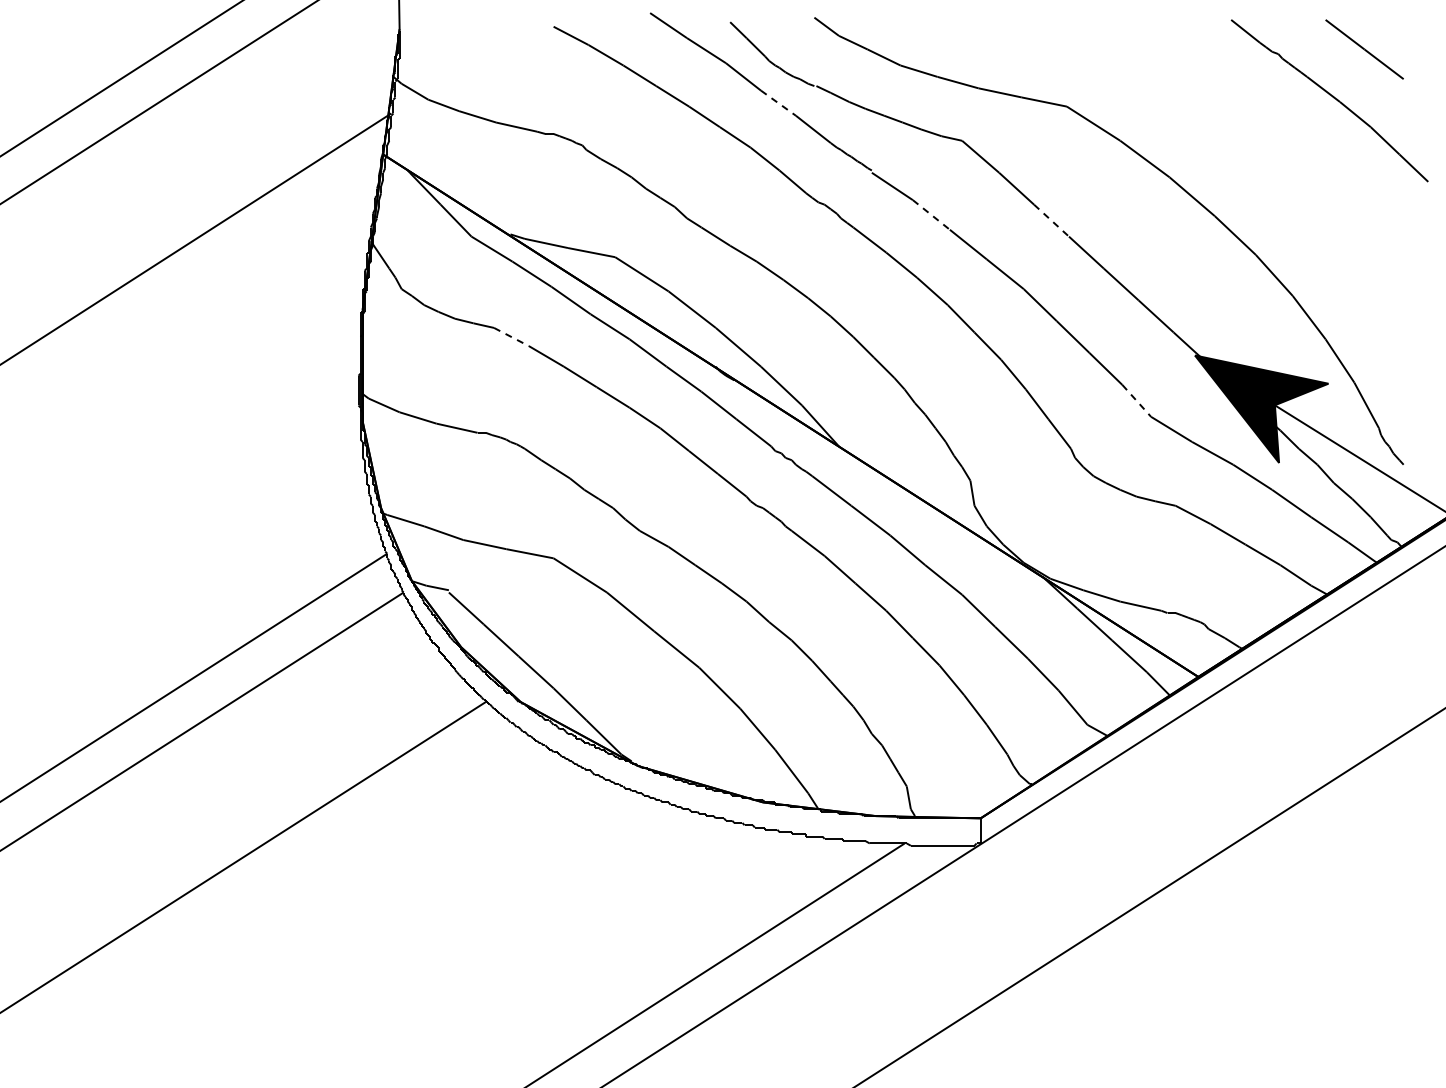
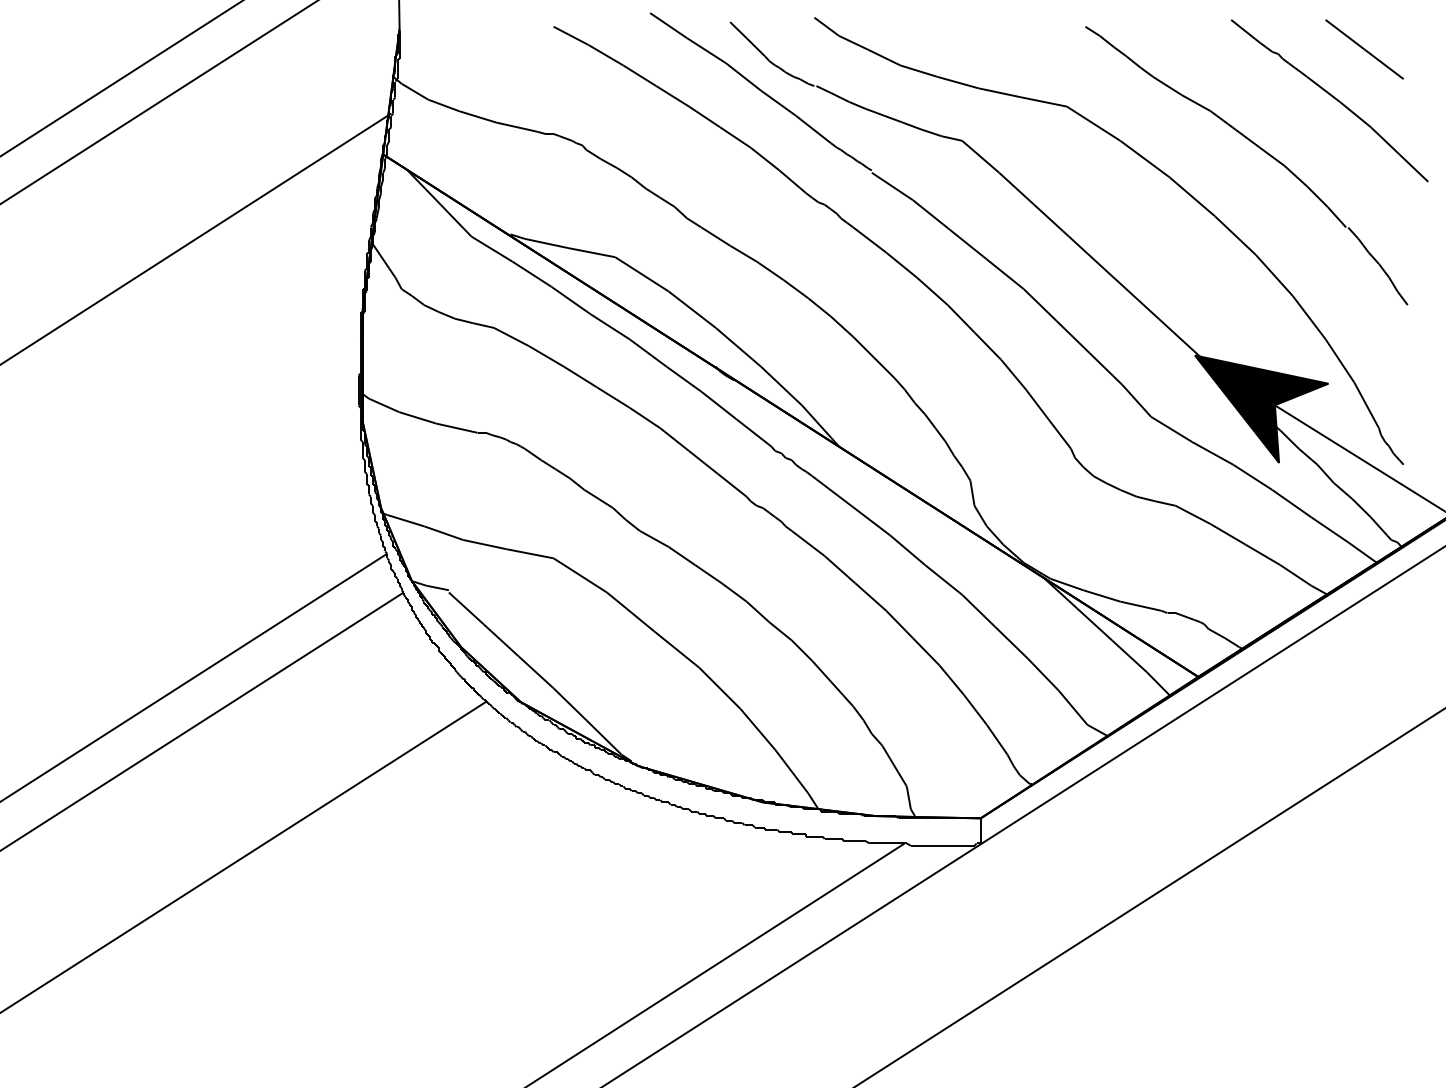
line: dashed -> solid (778, 103)
part: none -> present (1257, 147)
line: dashed -> solid (931, 214)
line: dashed -> solid (1051, 220)
line: dashed -> solid (511, 337)
line: dashed -> solid (1137, 401)
